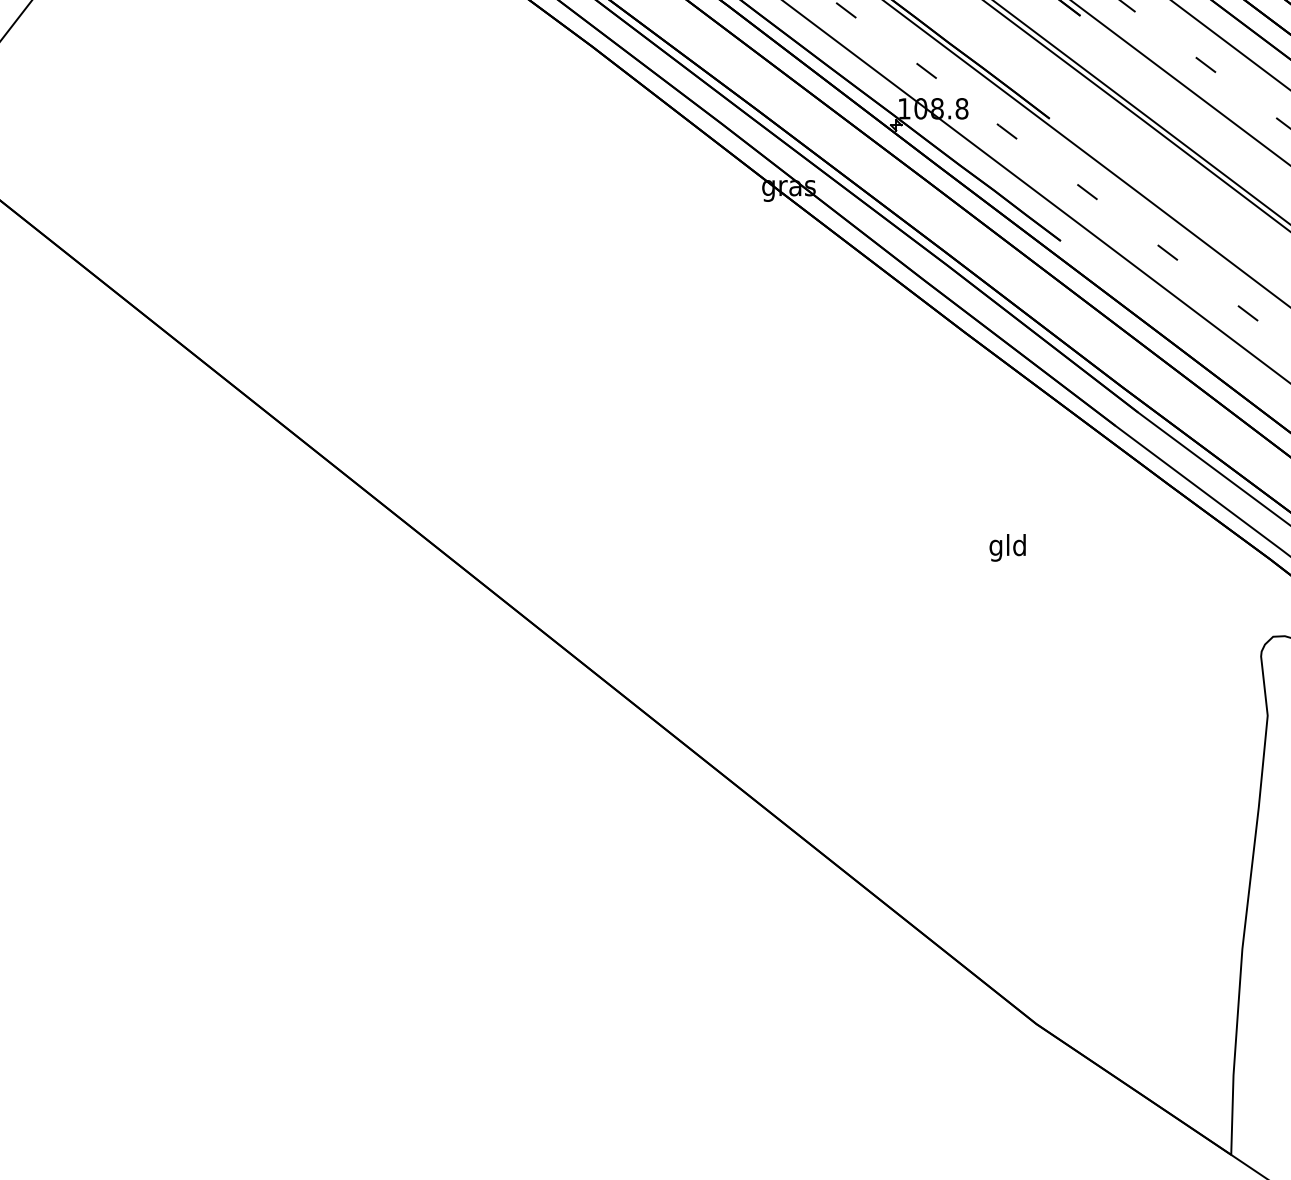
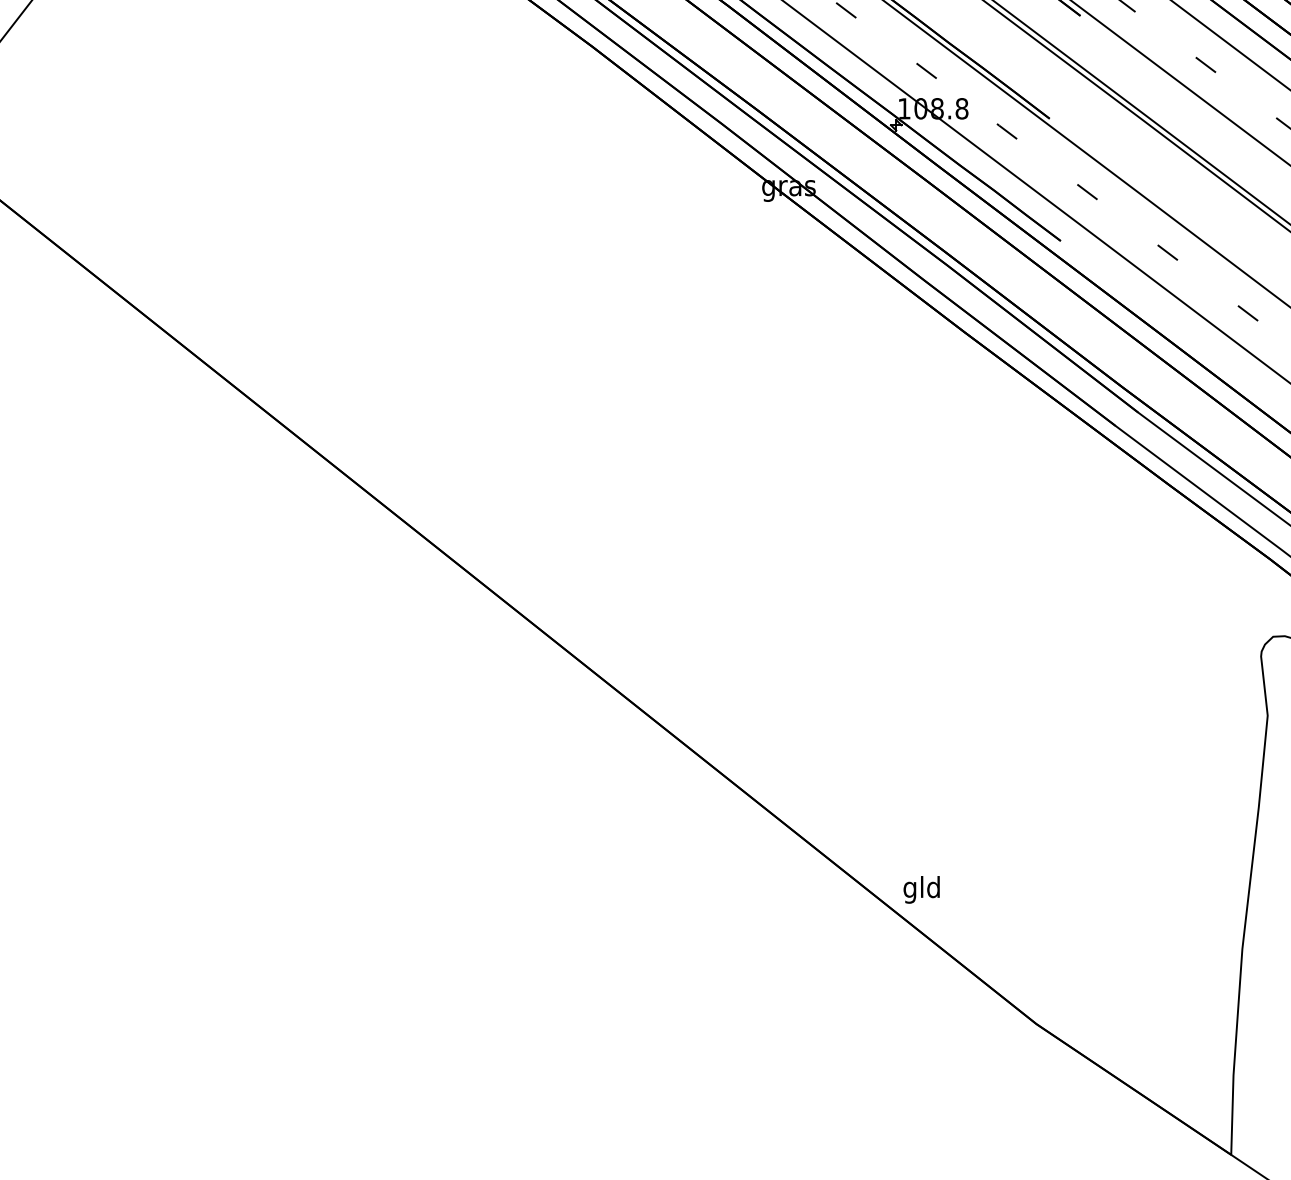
text position: (1007, 547) -> (921, 889) (921, 889)
